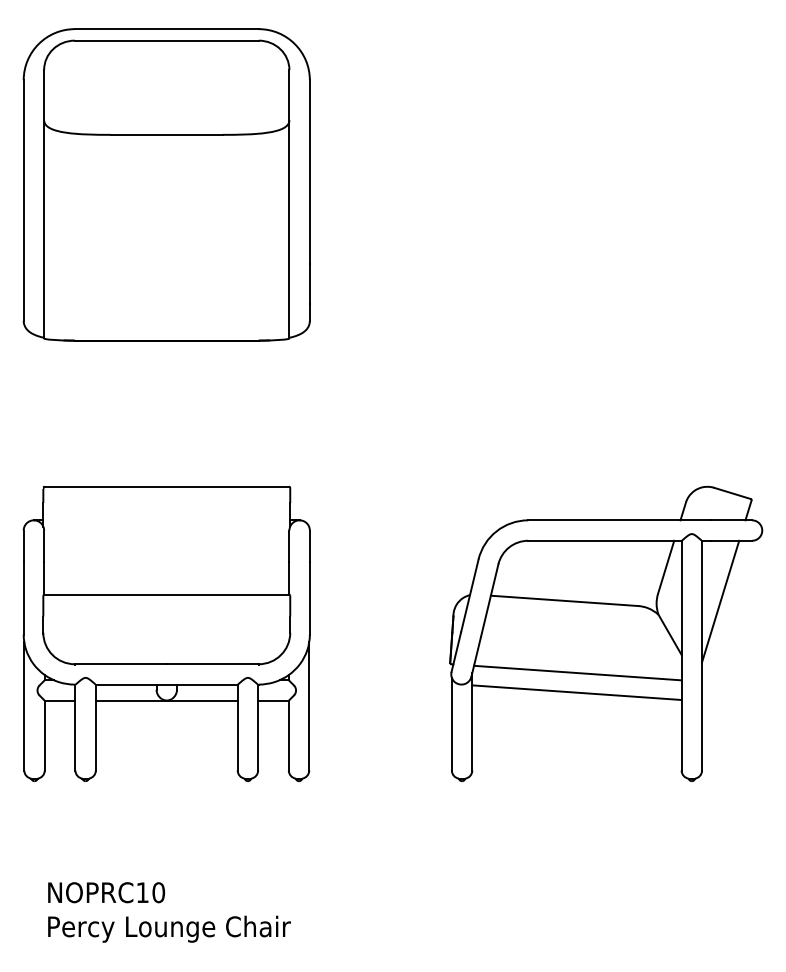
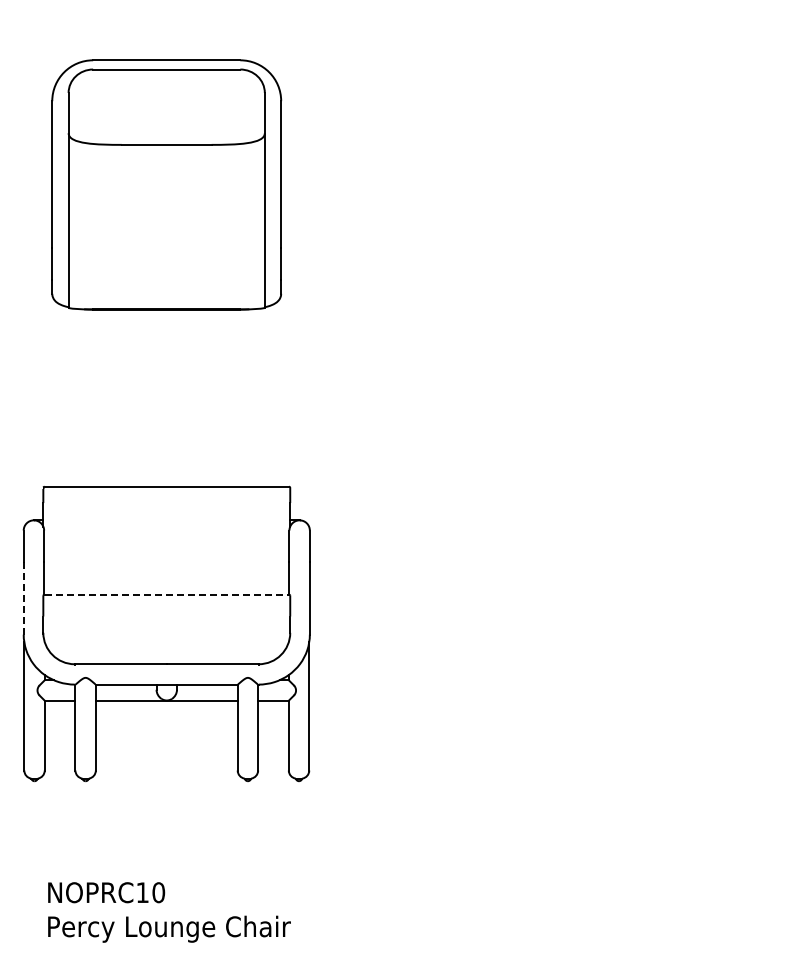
part size: 289x314 px -> 232x252 px (166, 184)
line: solid -> dashed (167, 594)
line: solid -> dashed (23, 598)
part: present -> none (606, 633)
